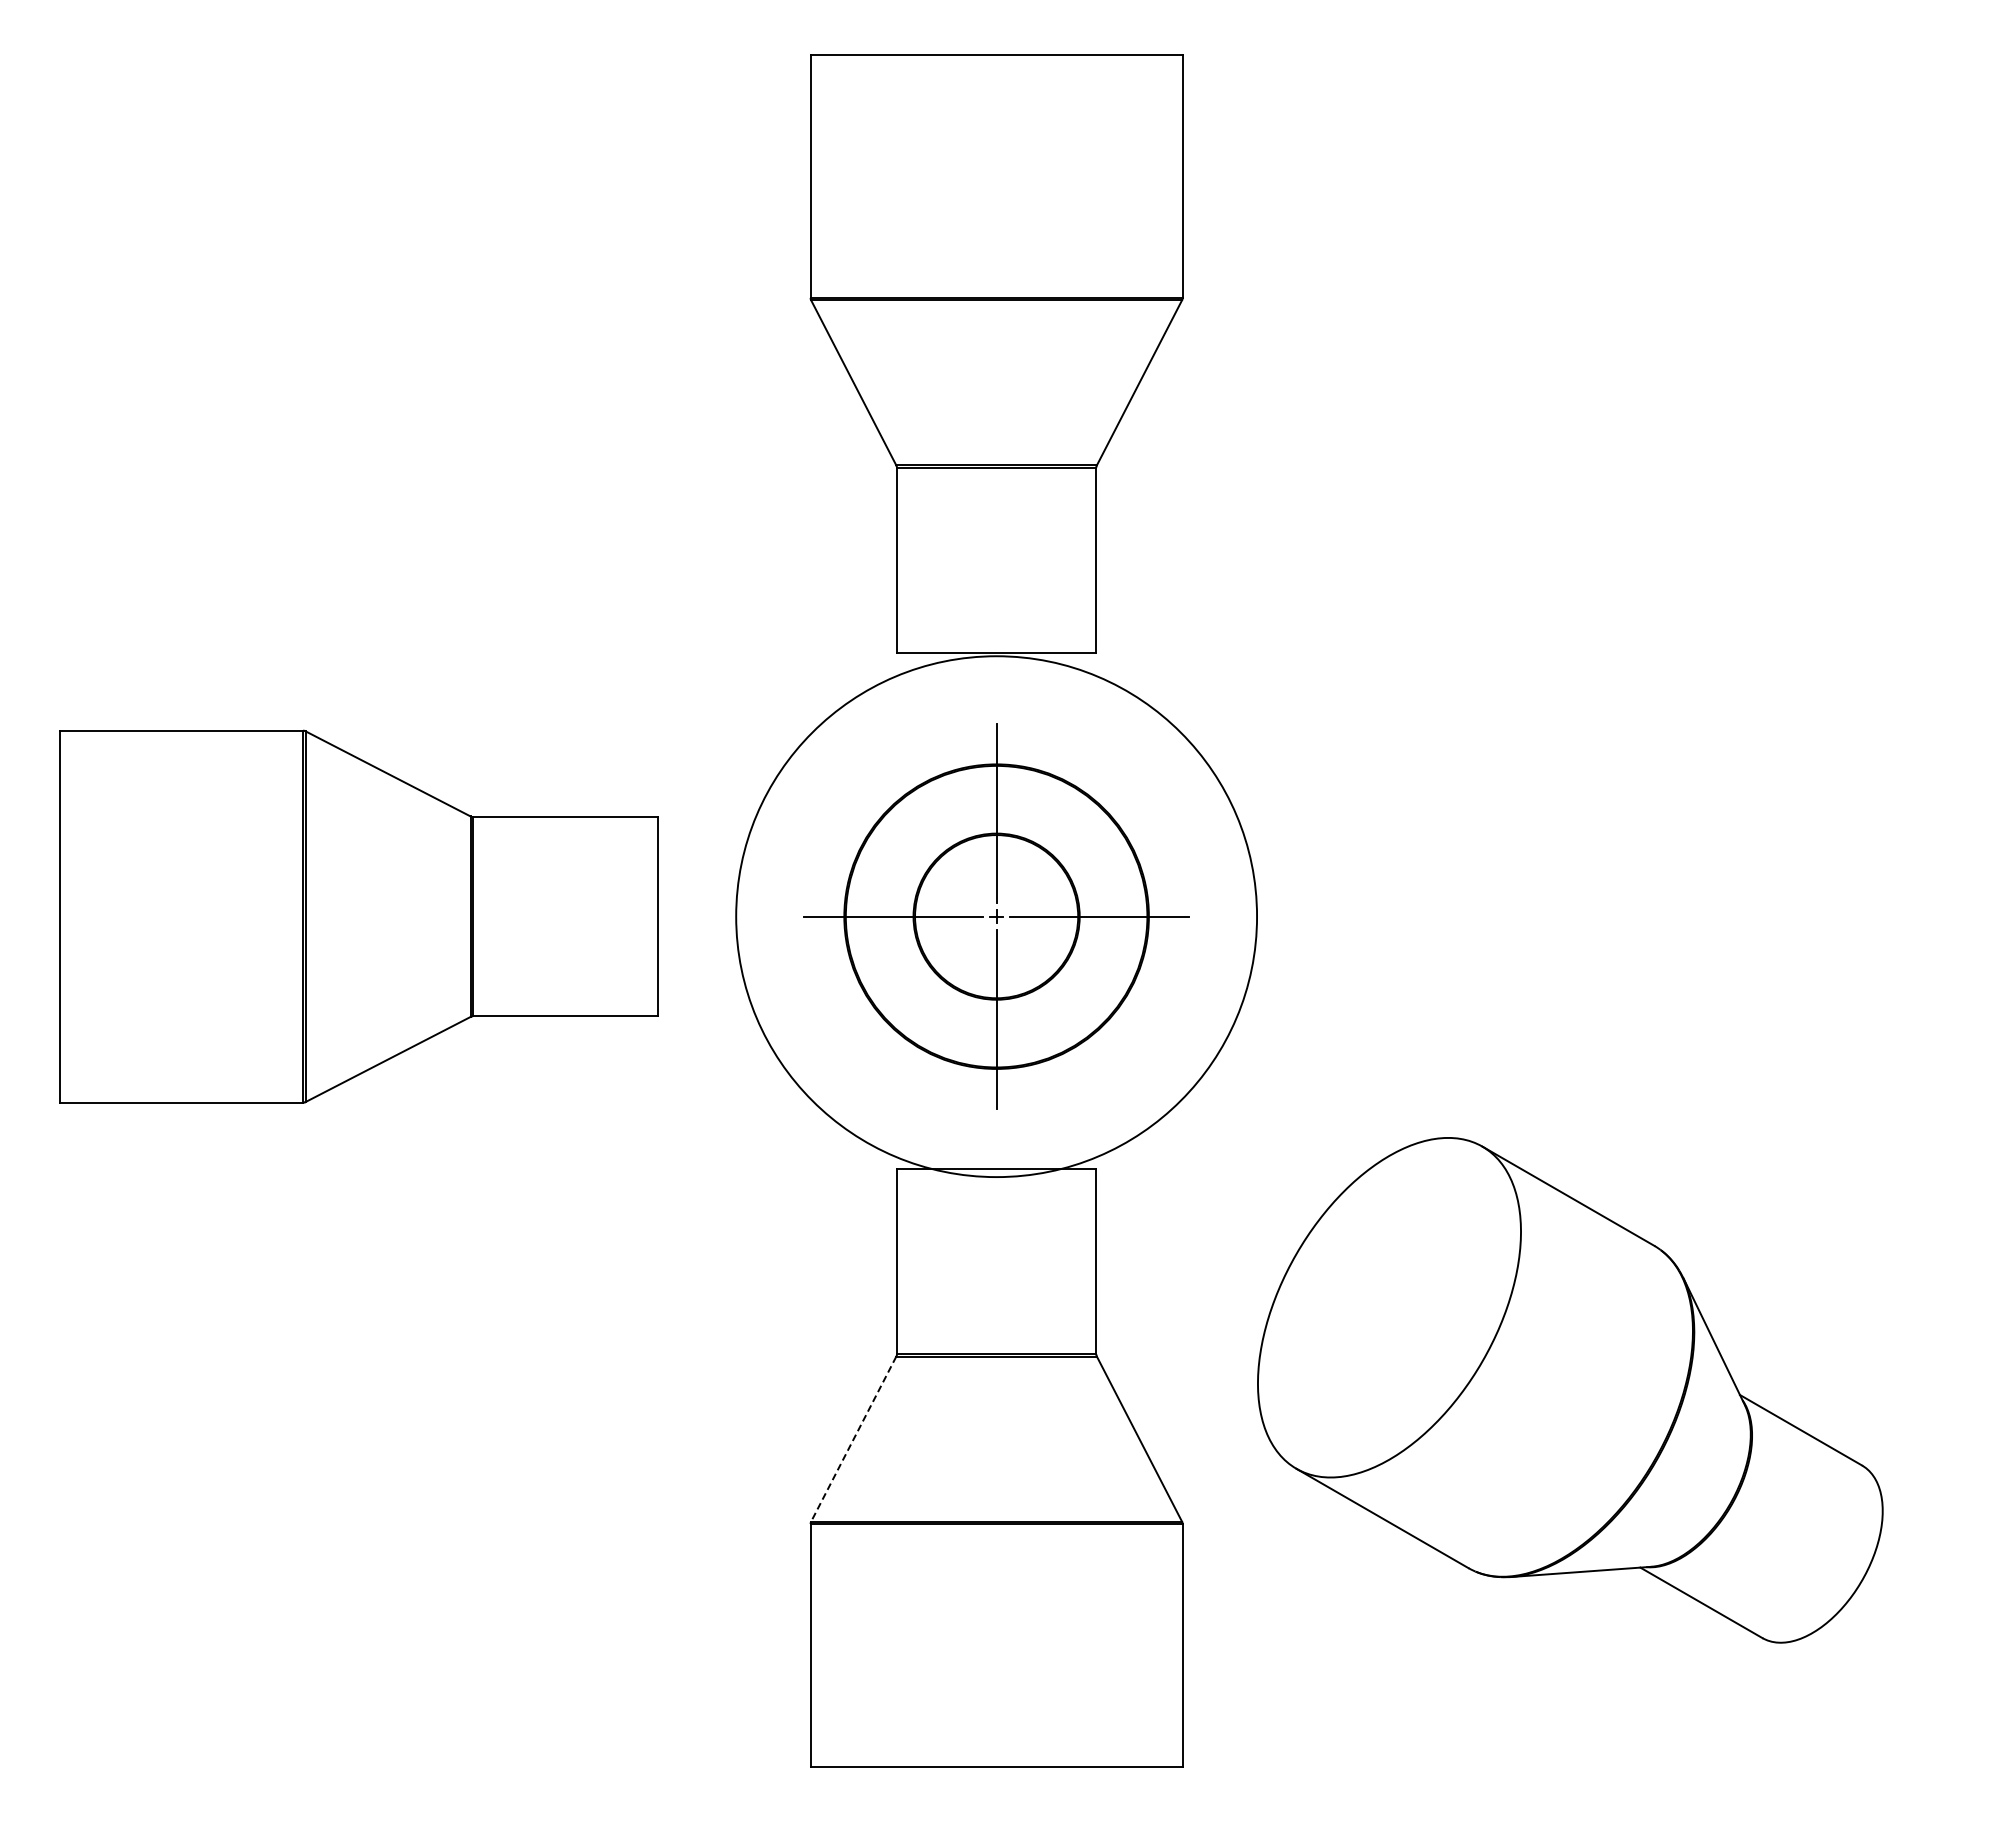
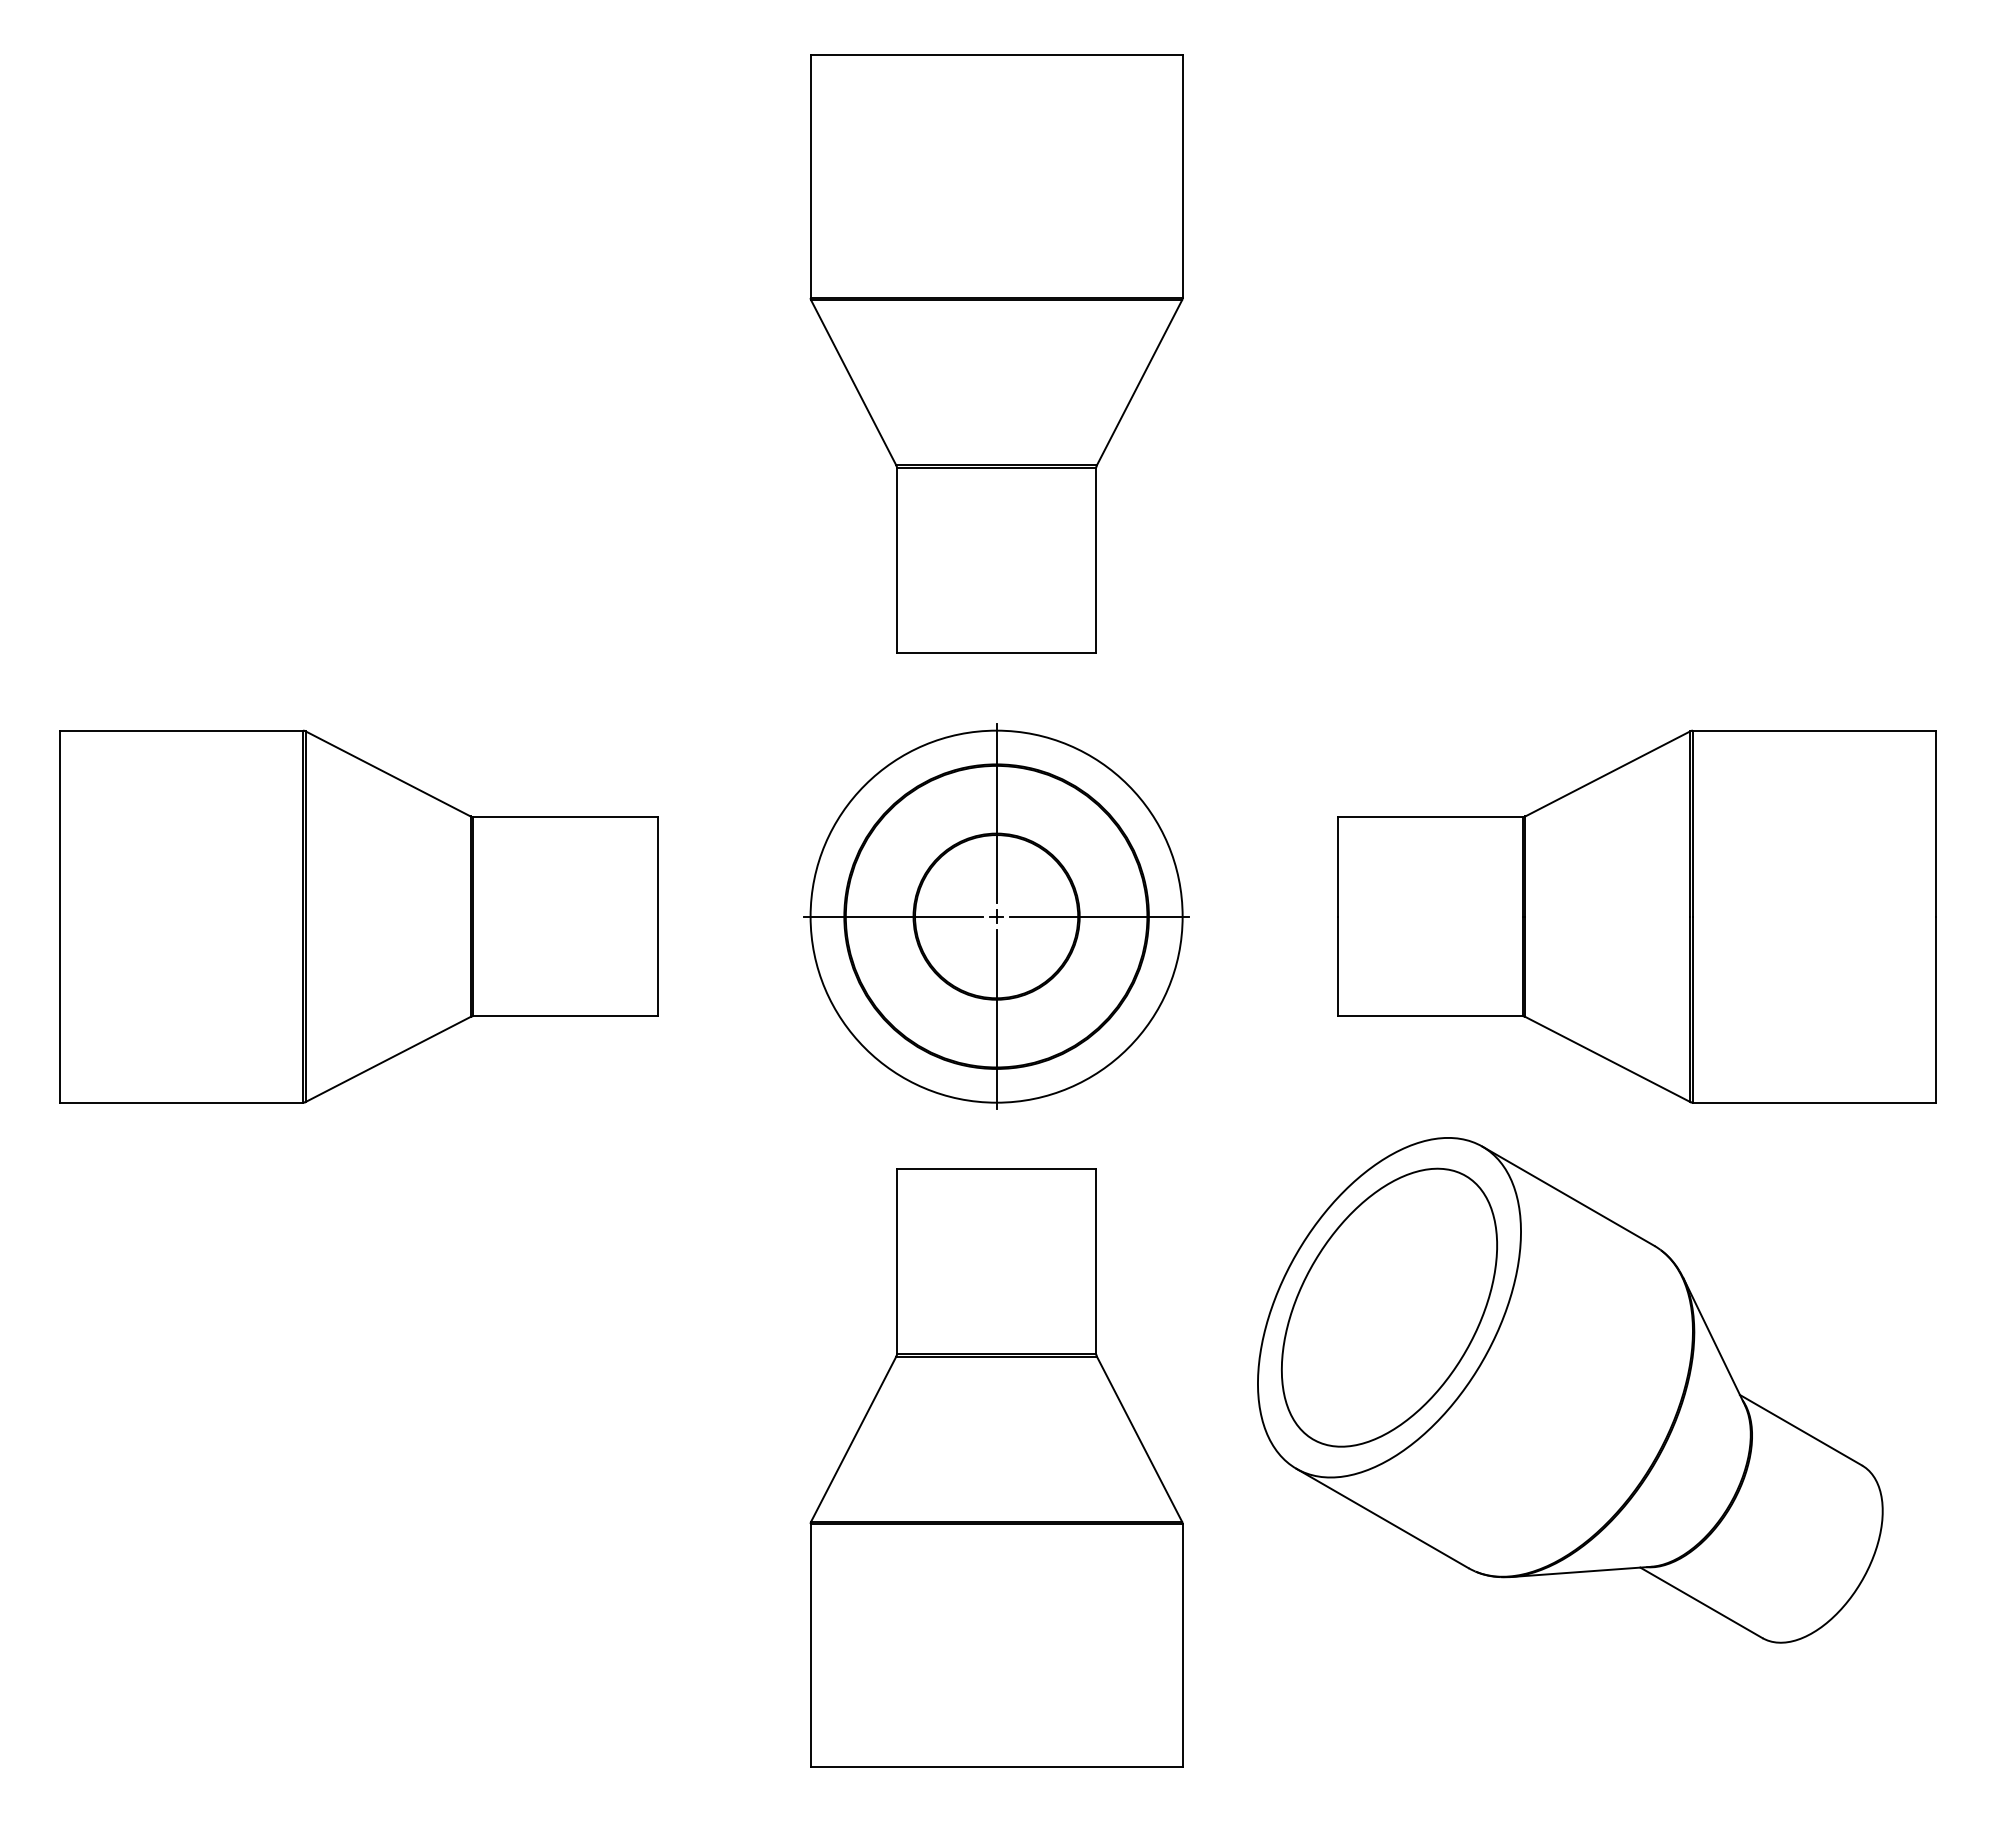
circle diameter: 521 px -> 372 px (996, 916)
part: none -> present (1636, 916)
part: none -> present (1389, 1307)
line: dashed -> solid (853, 1439)
